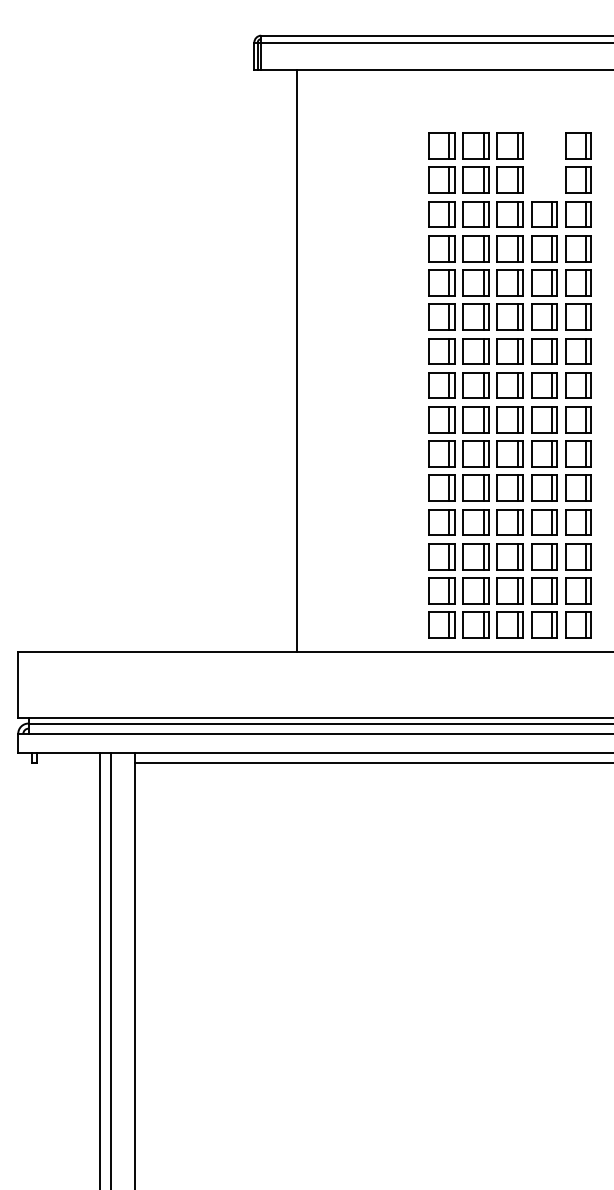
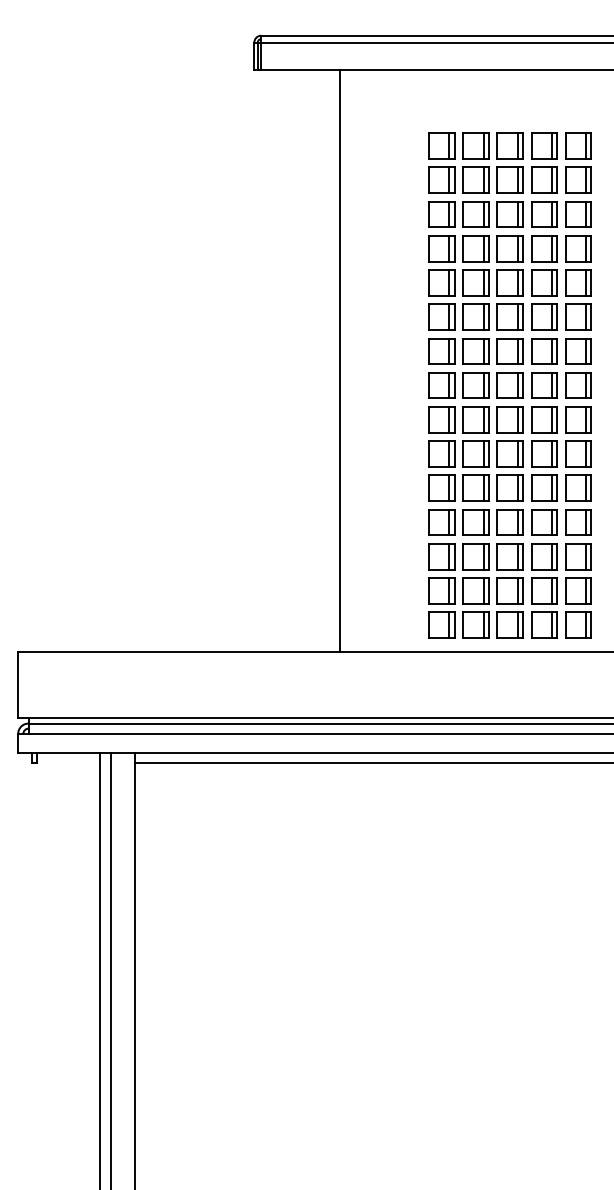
part: none -> present (544, 162)
line position: (296, 360) -> (339, 360) (339, 360)
